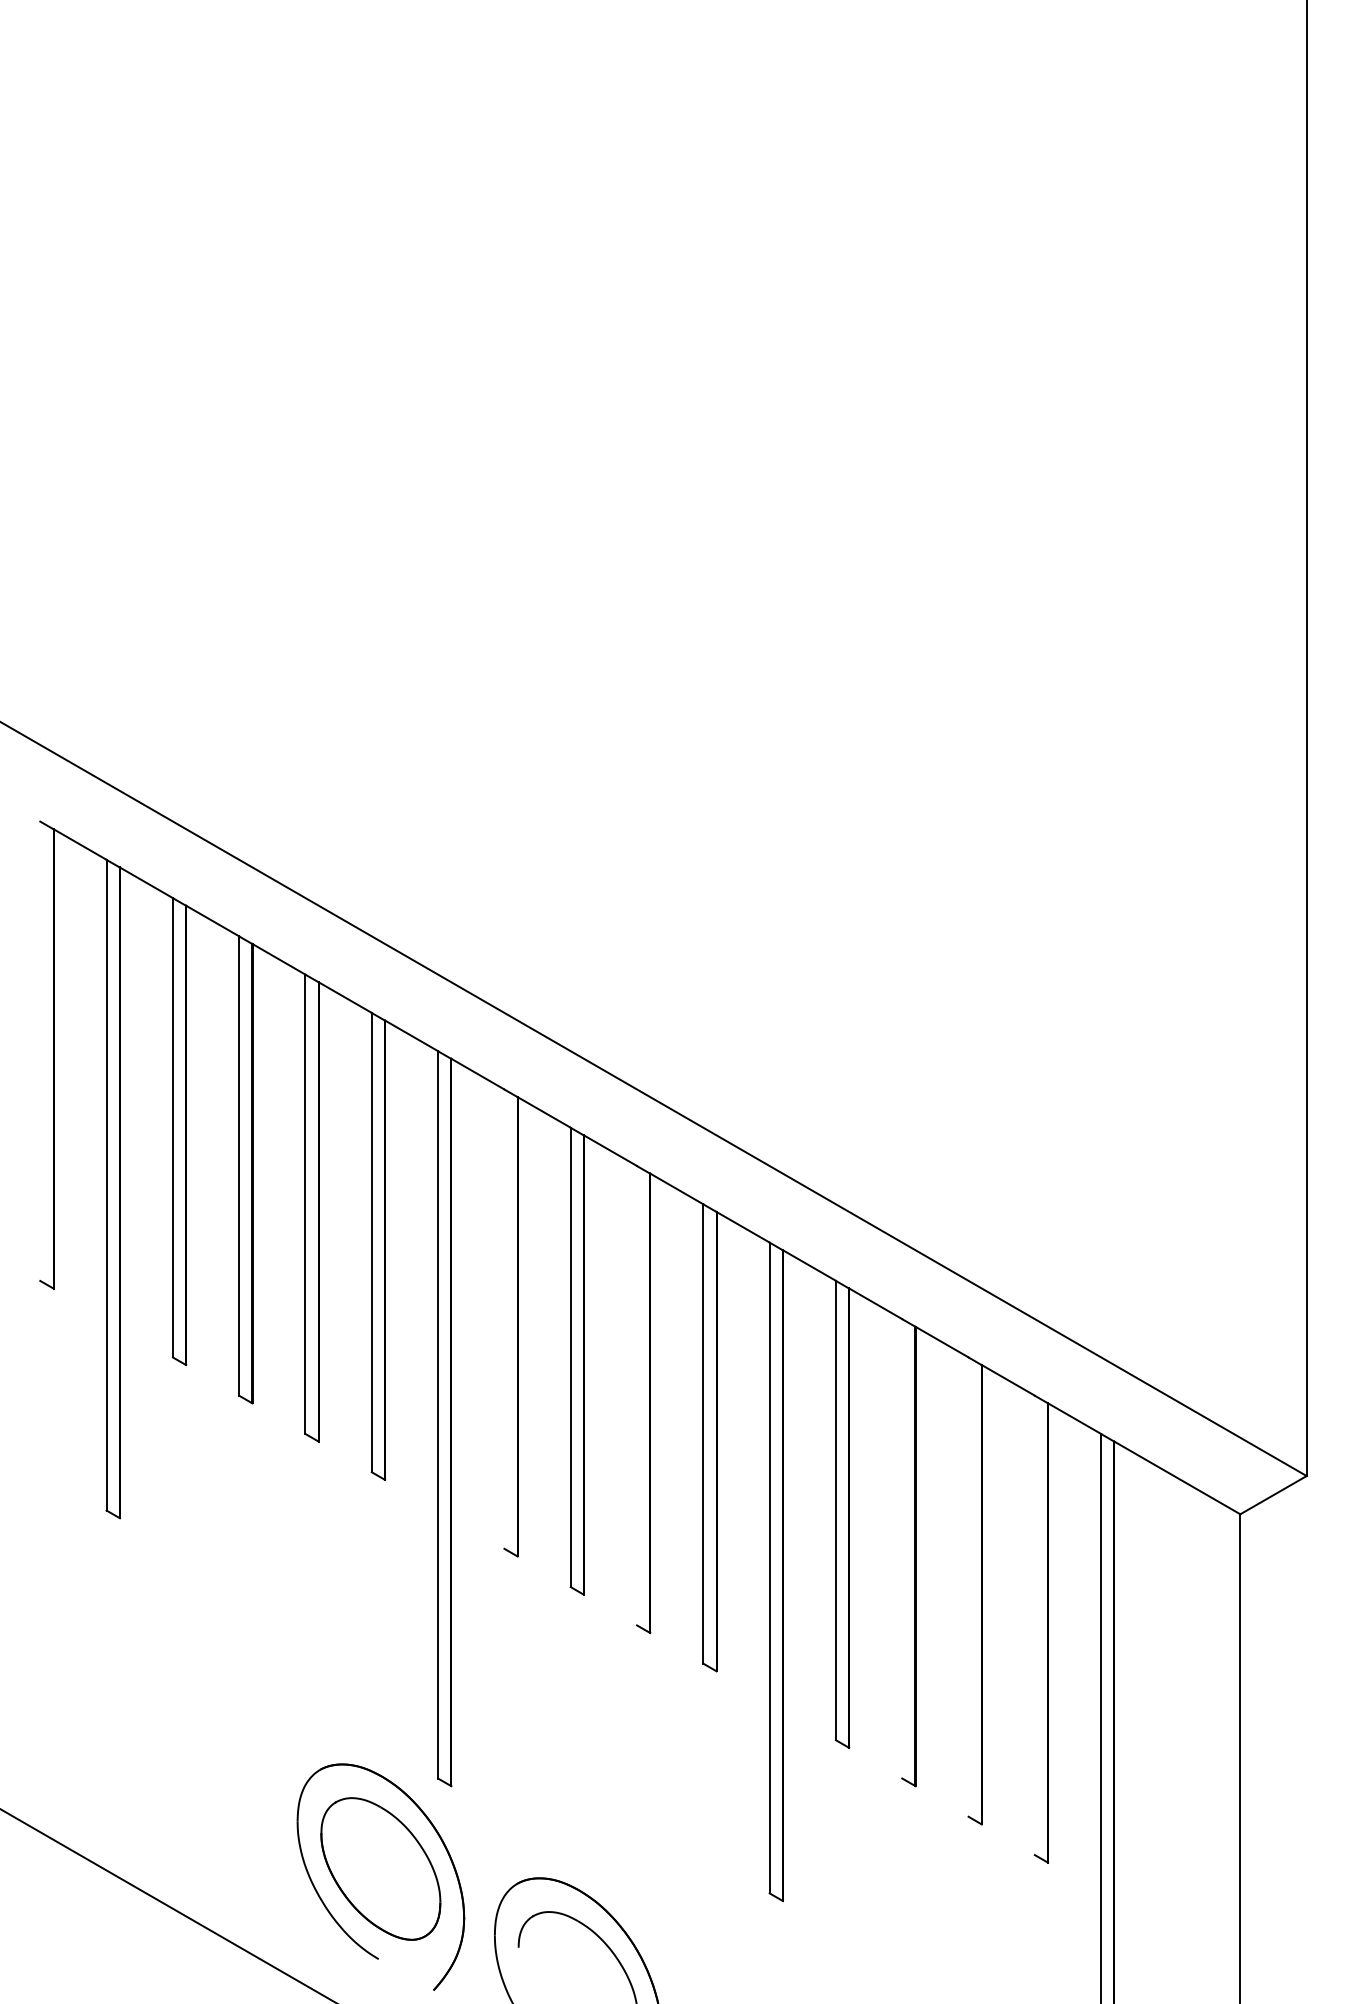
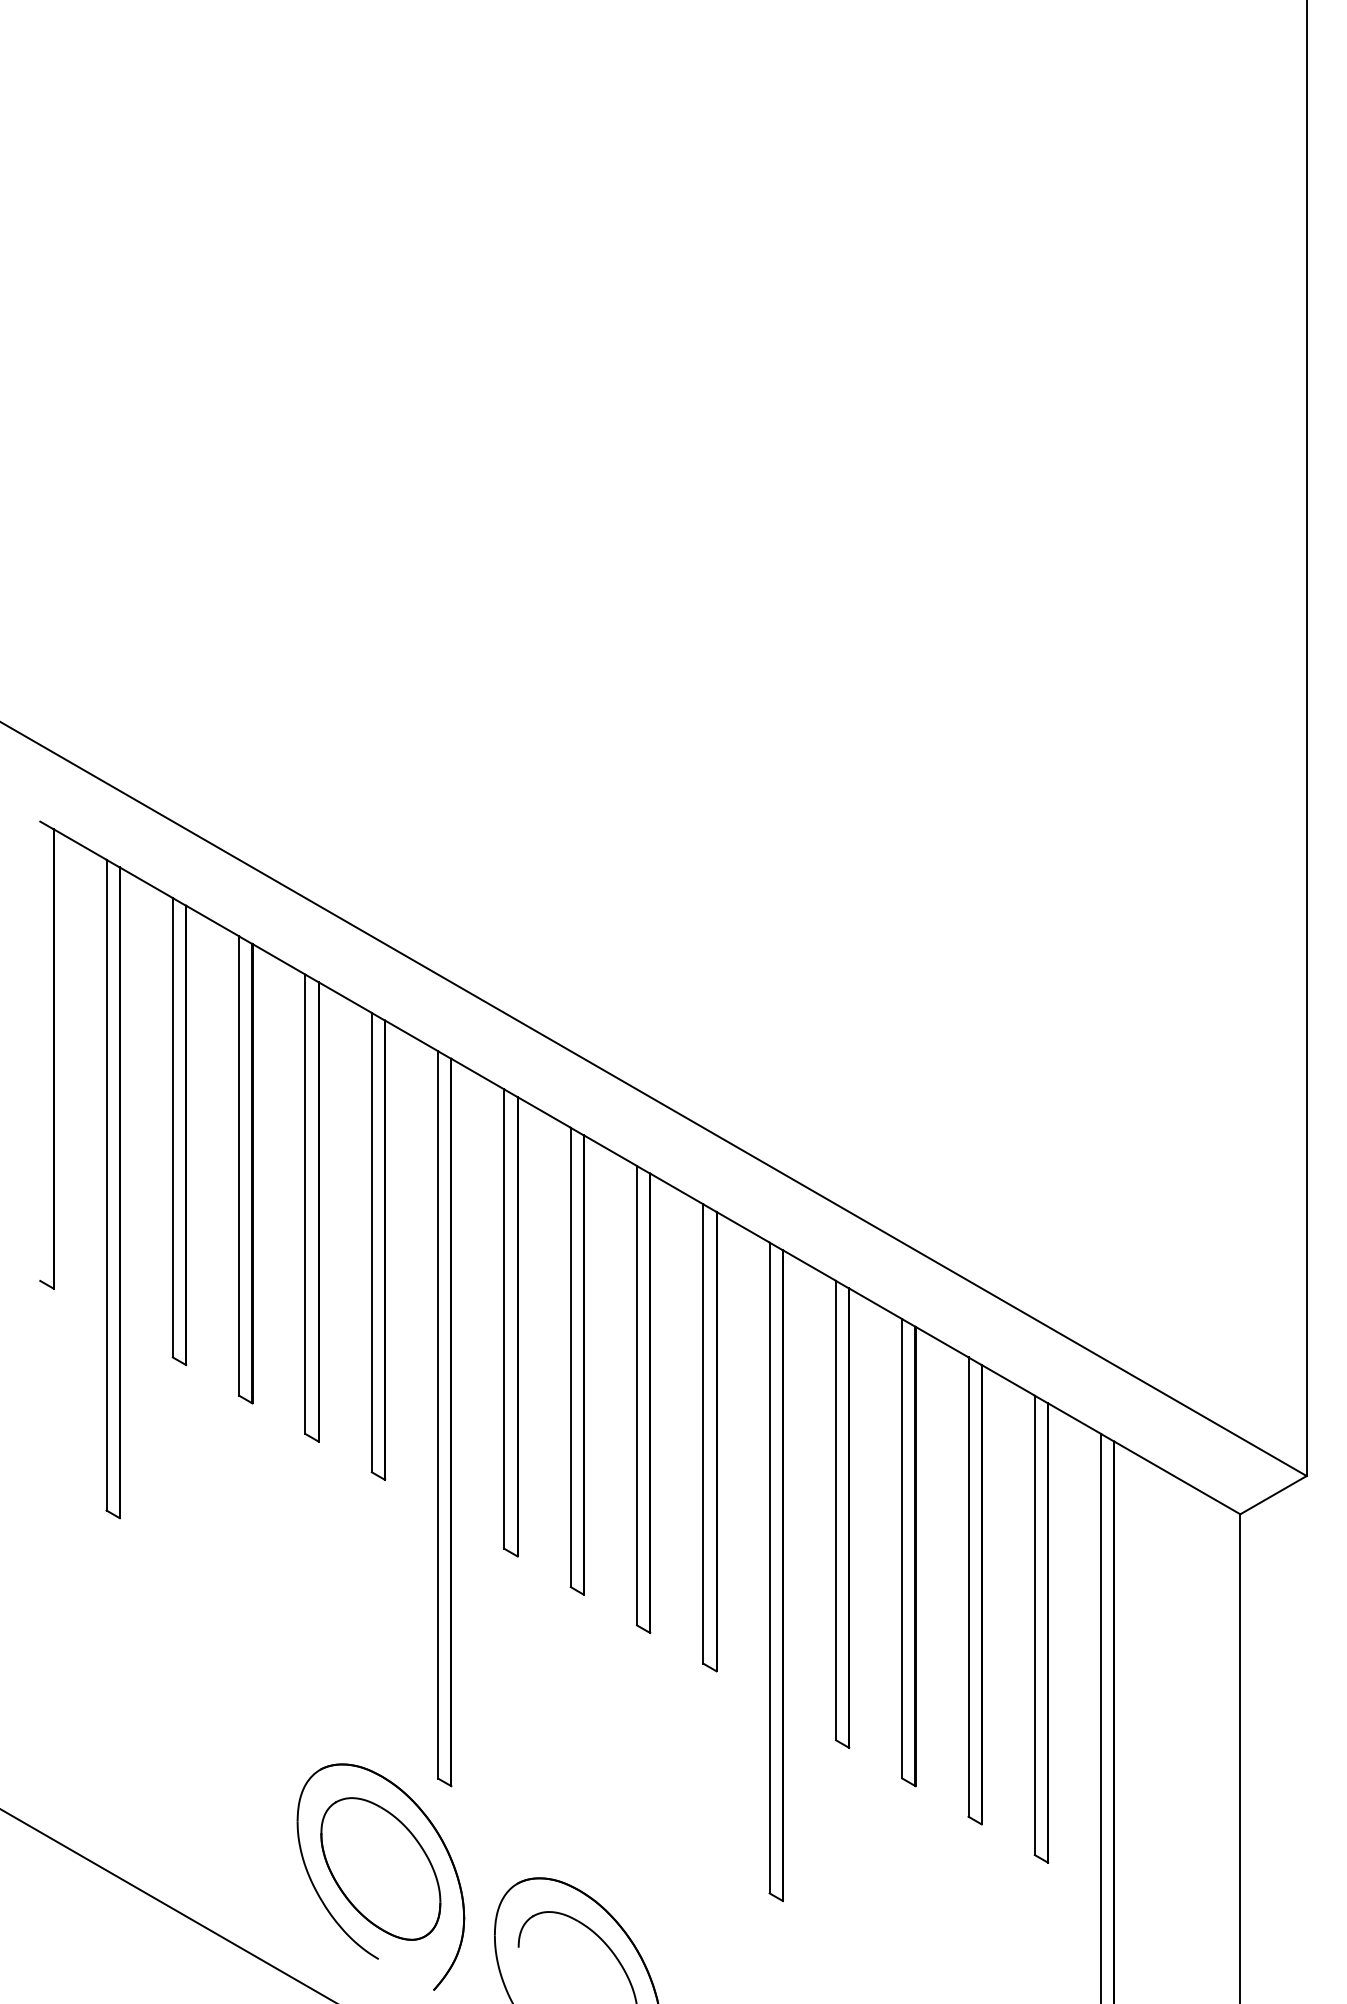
line: none -> present (504, 1318)
line: none -> present (637, 1395)
line: none -> present (902, 1548)
line: none -> present (968, 1586)
line: none -> present (1034, 1625)
